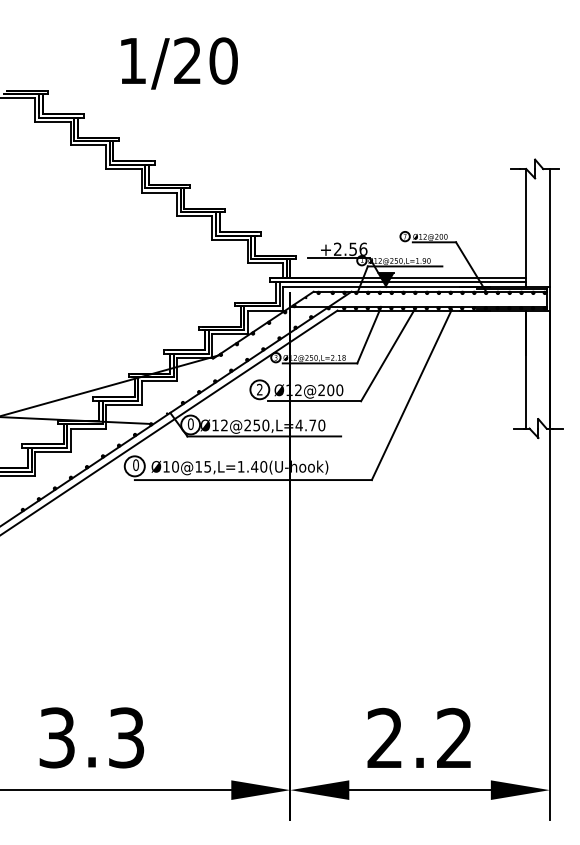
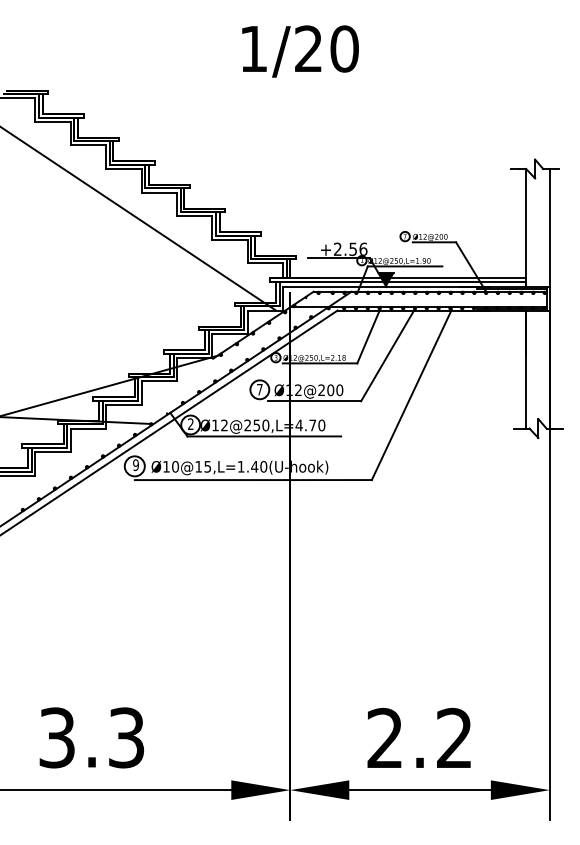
text position: (179, 63) -> (300, 51) (300, 51)
line: none -> present (139, 218)
text: 2 -> 7 (259, 389)
text: 0 -> 2 (190, 424)
text: 0 -> 9 (135, 464)
